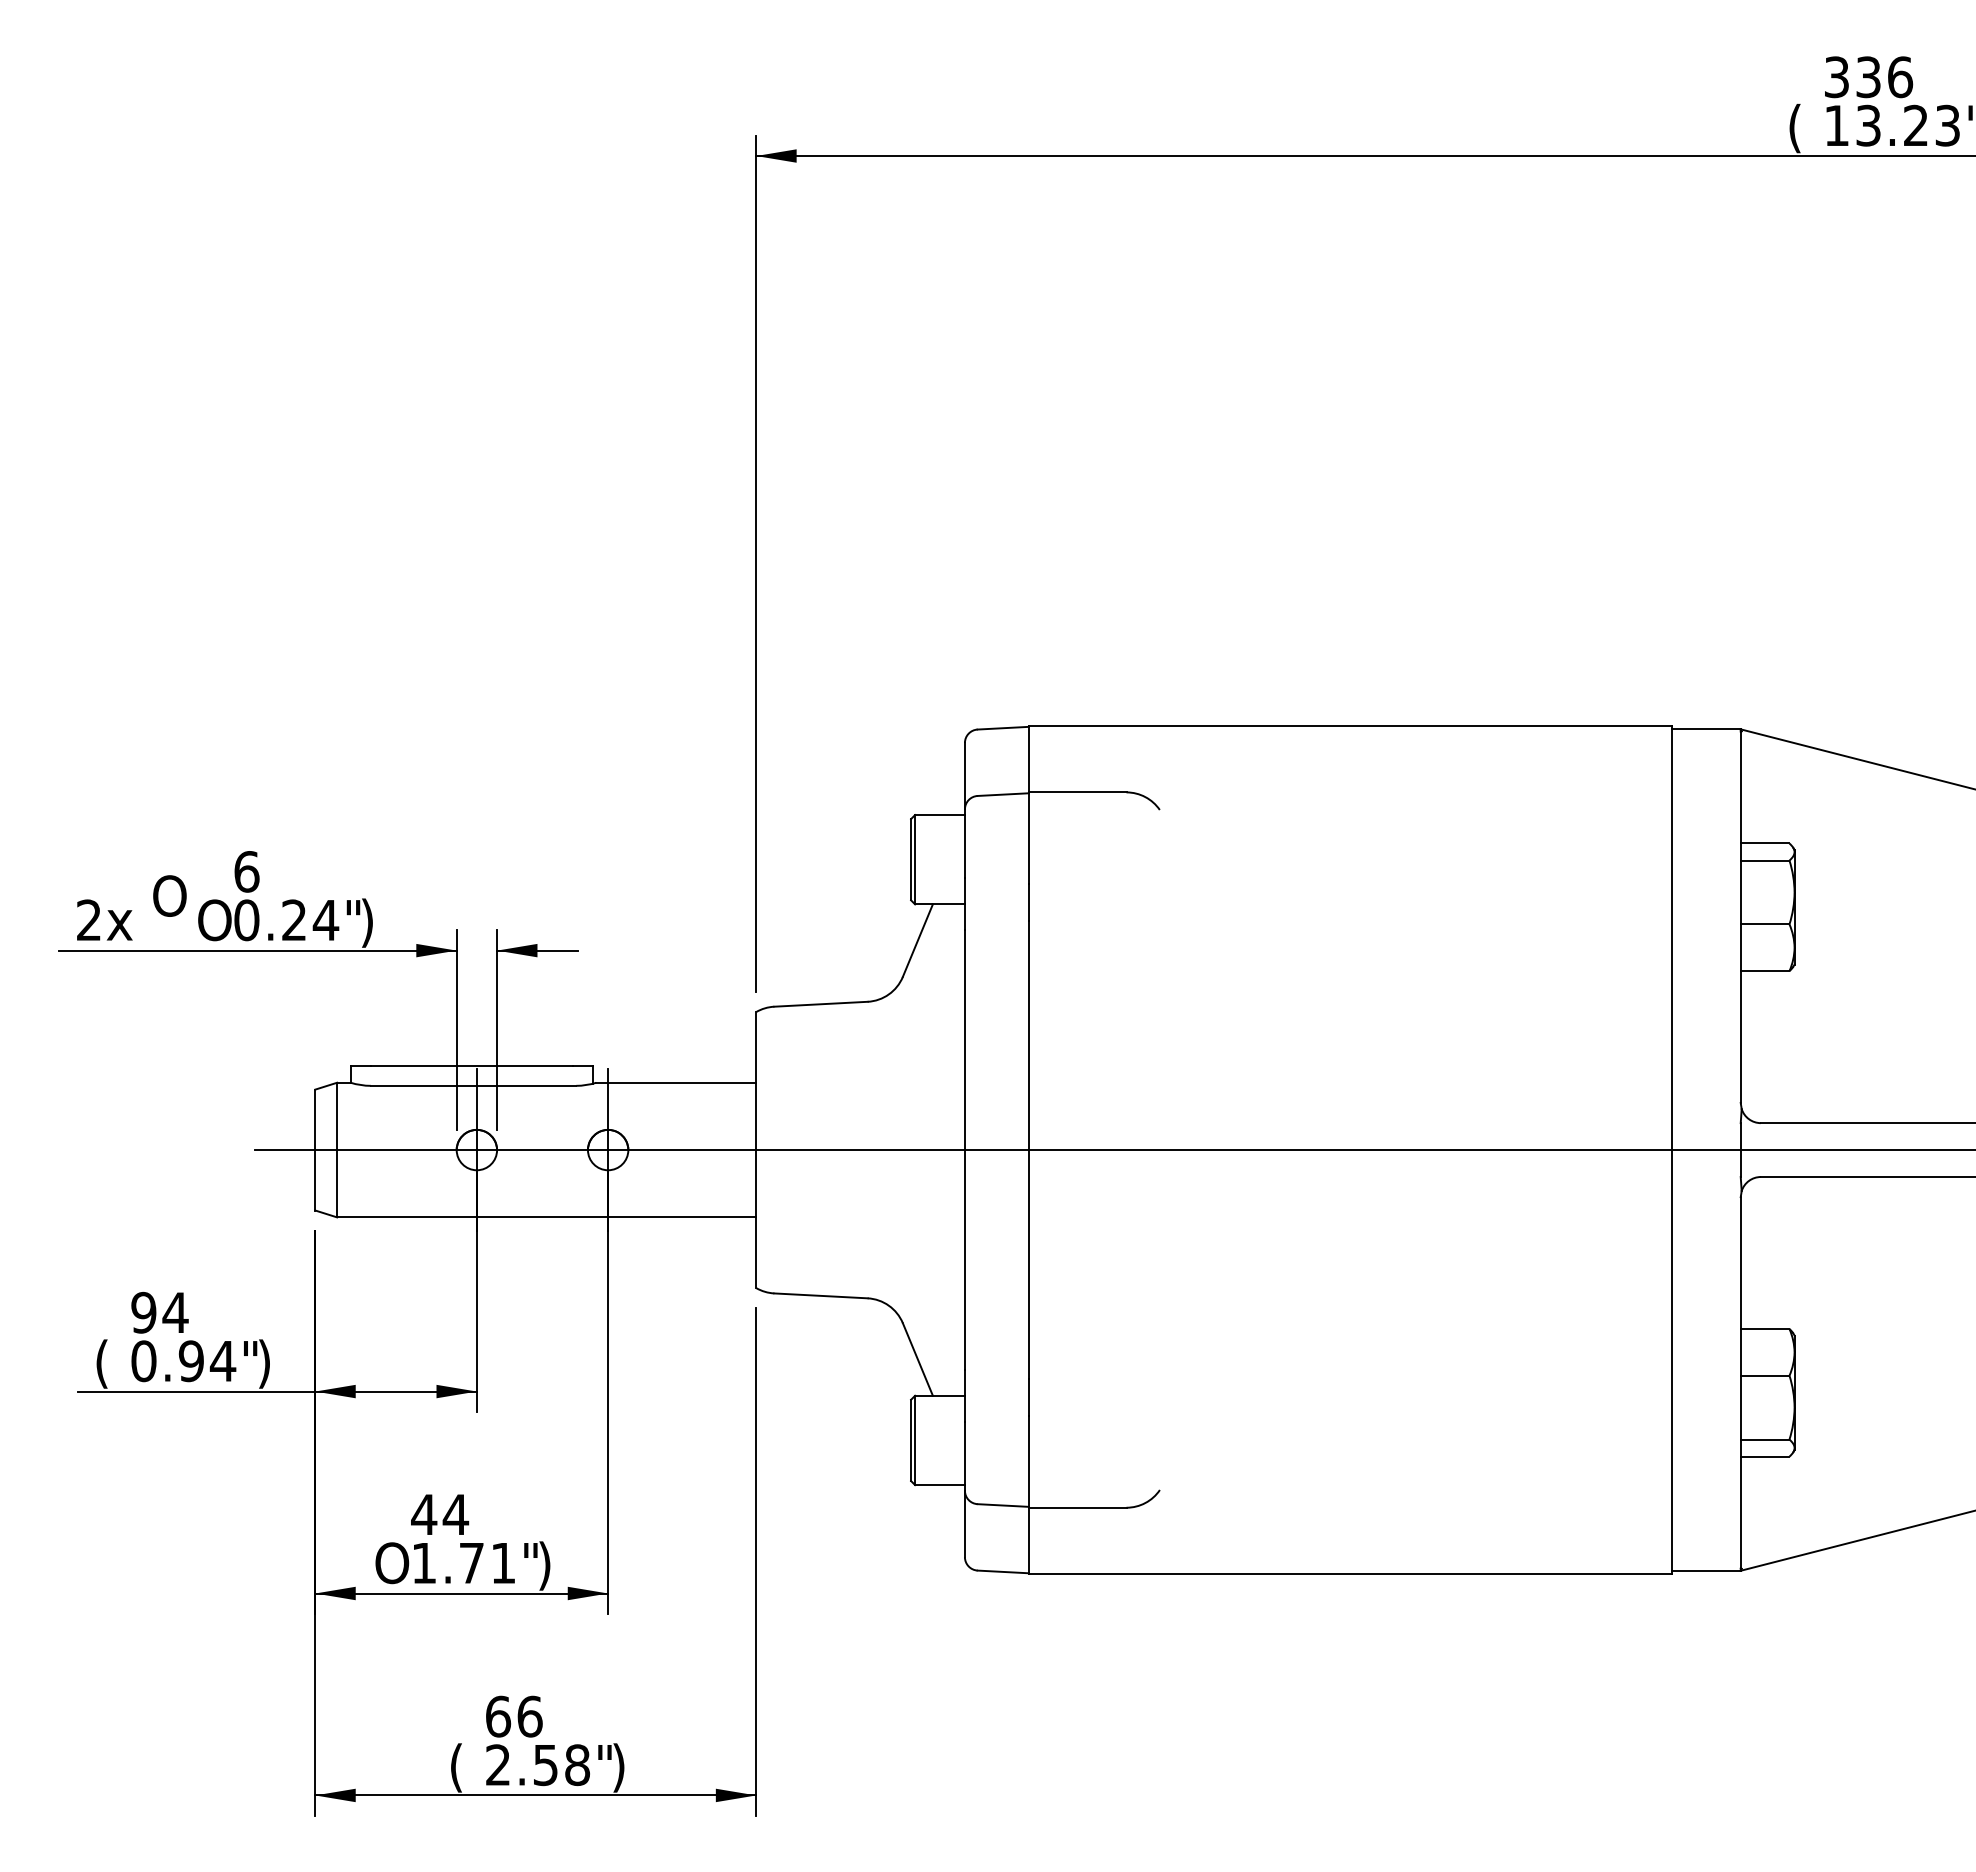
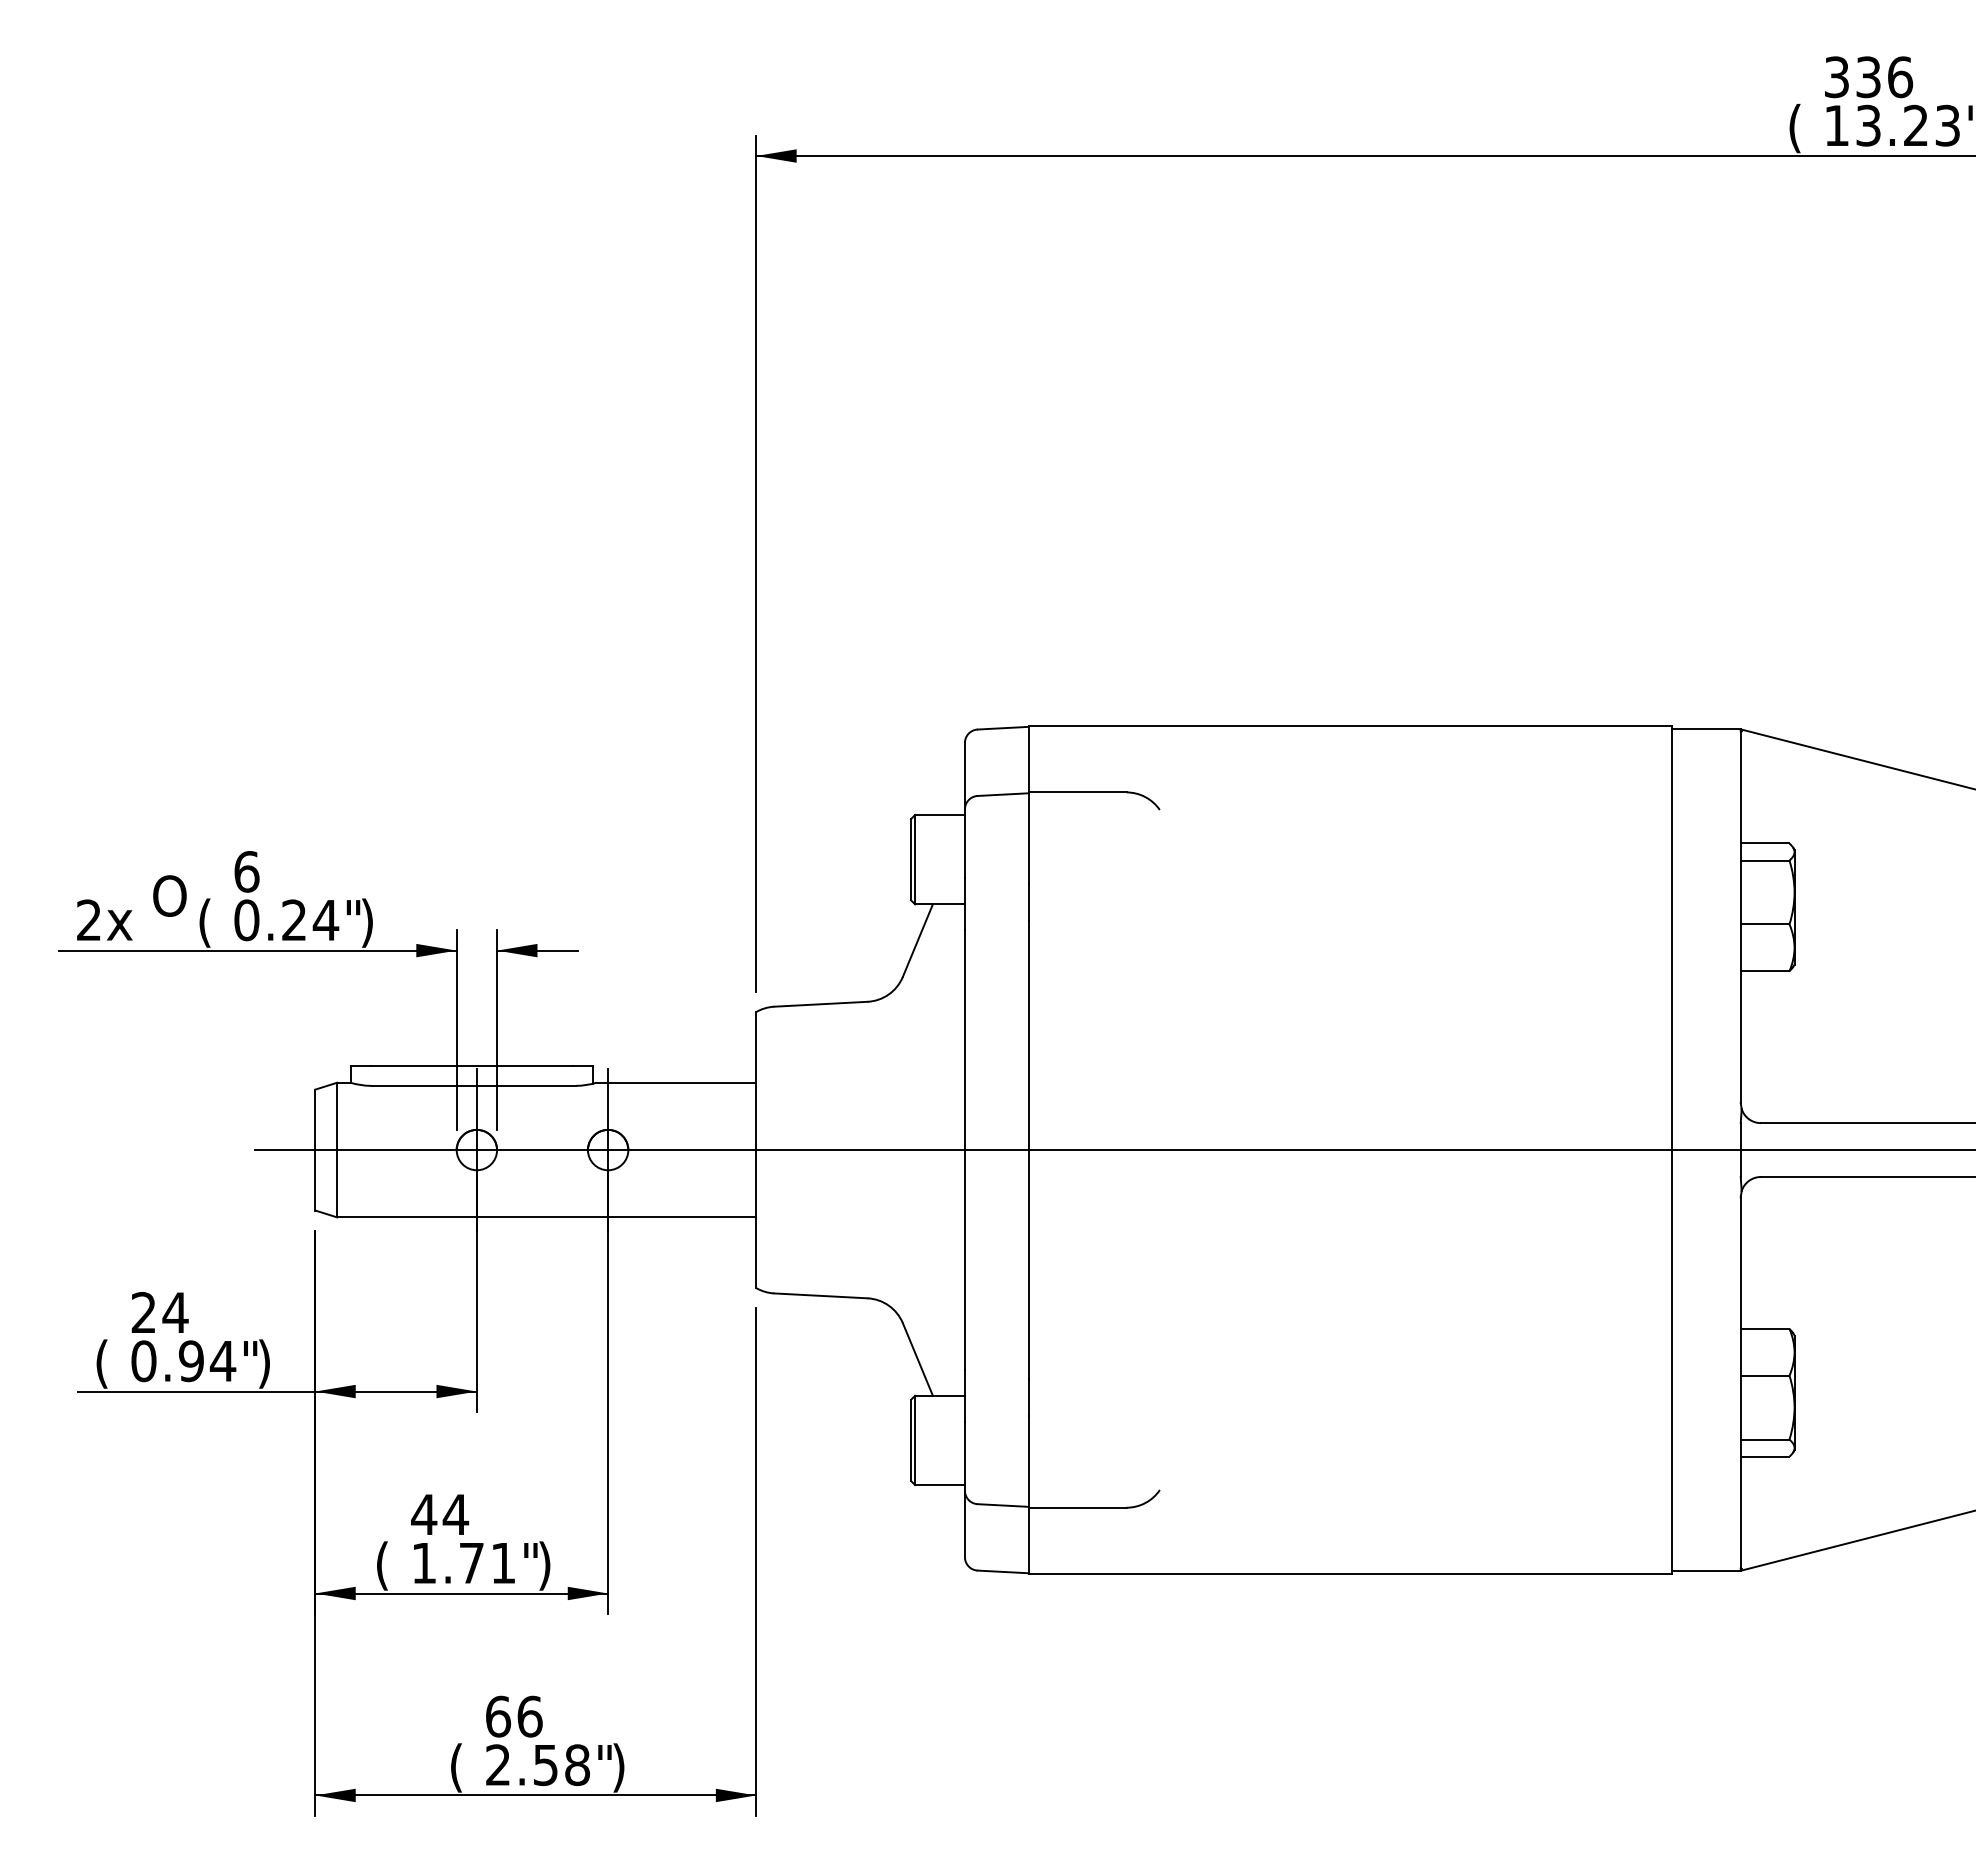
text: O -> ( (214, 922)
text: 94 -> 24 (143, 1312)
text: O -> ( (392, 1565)
